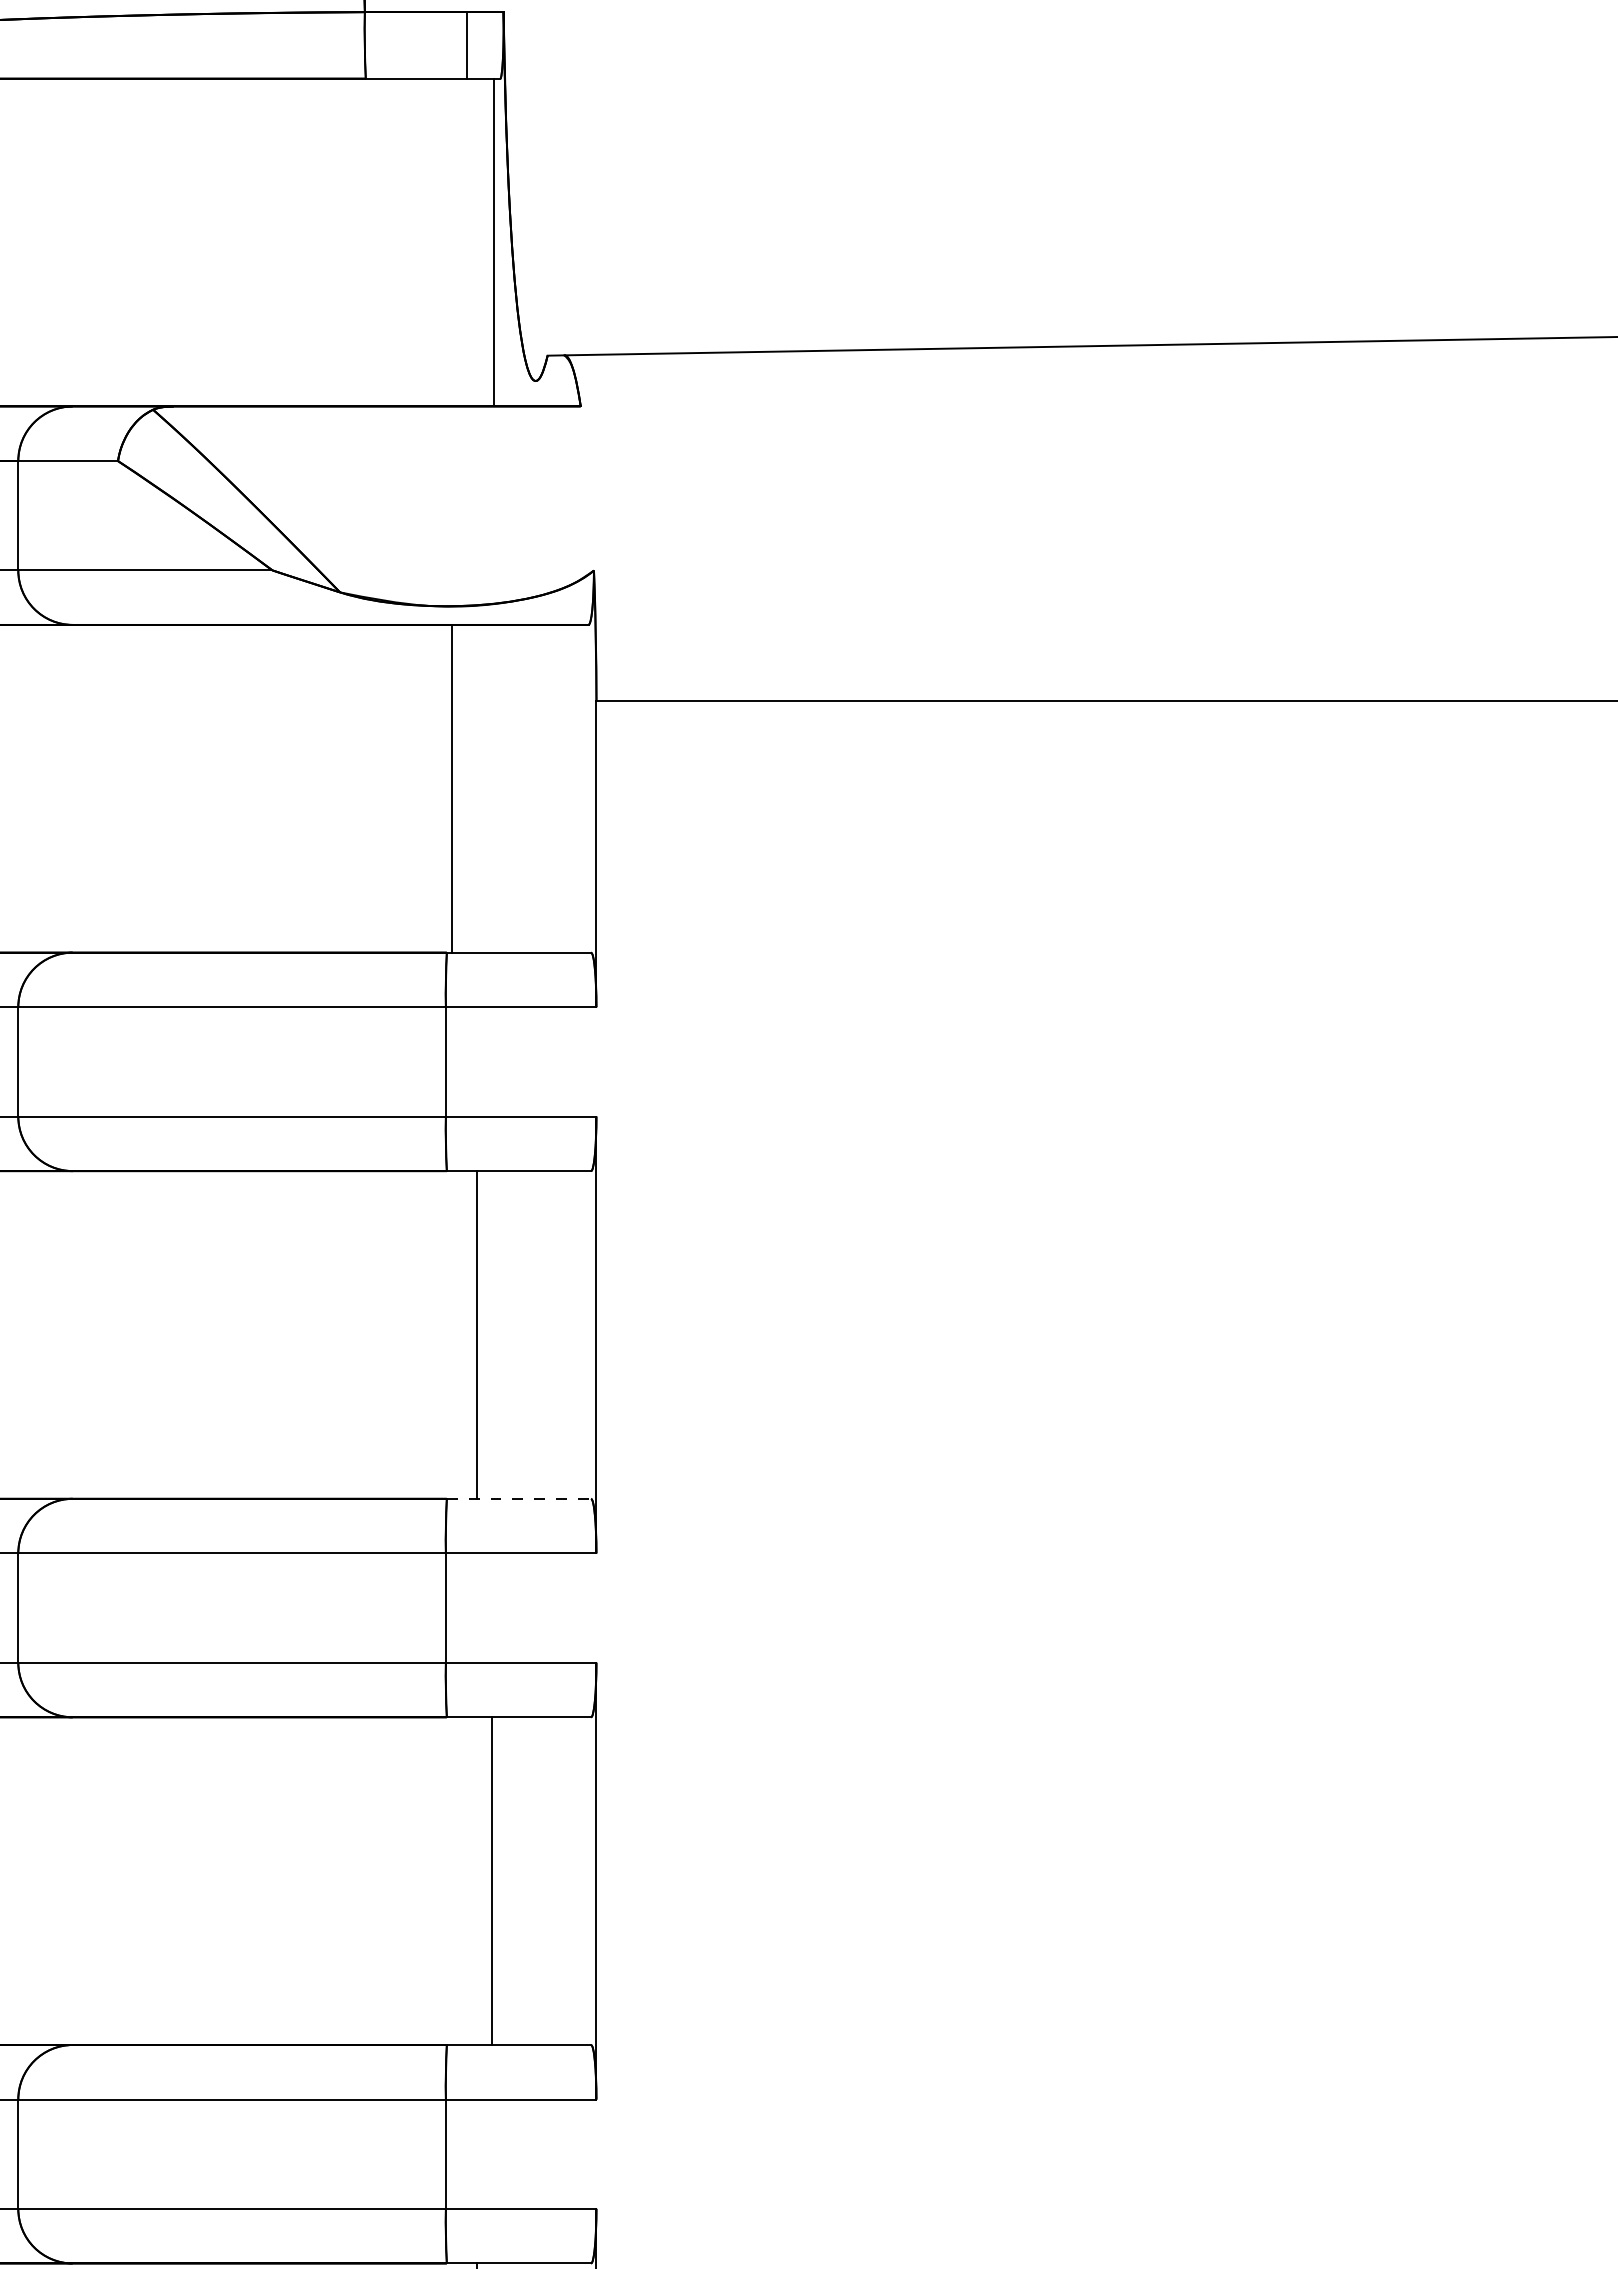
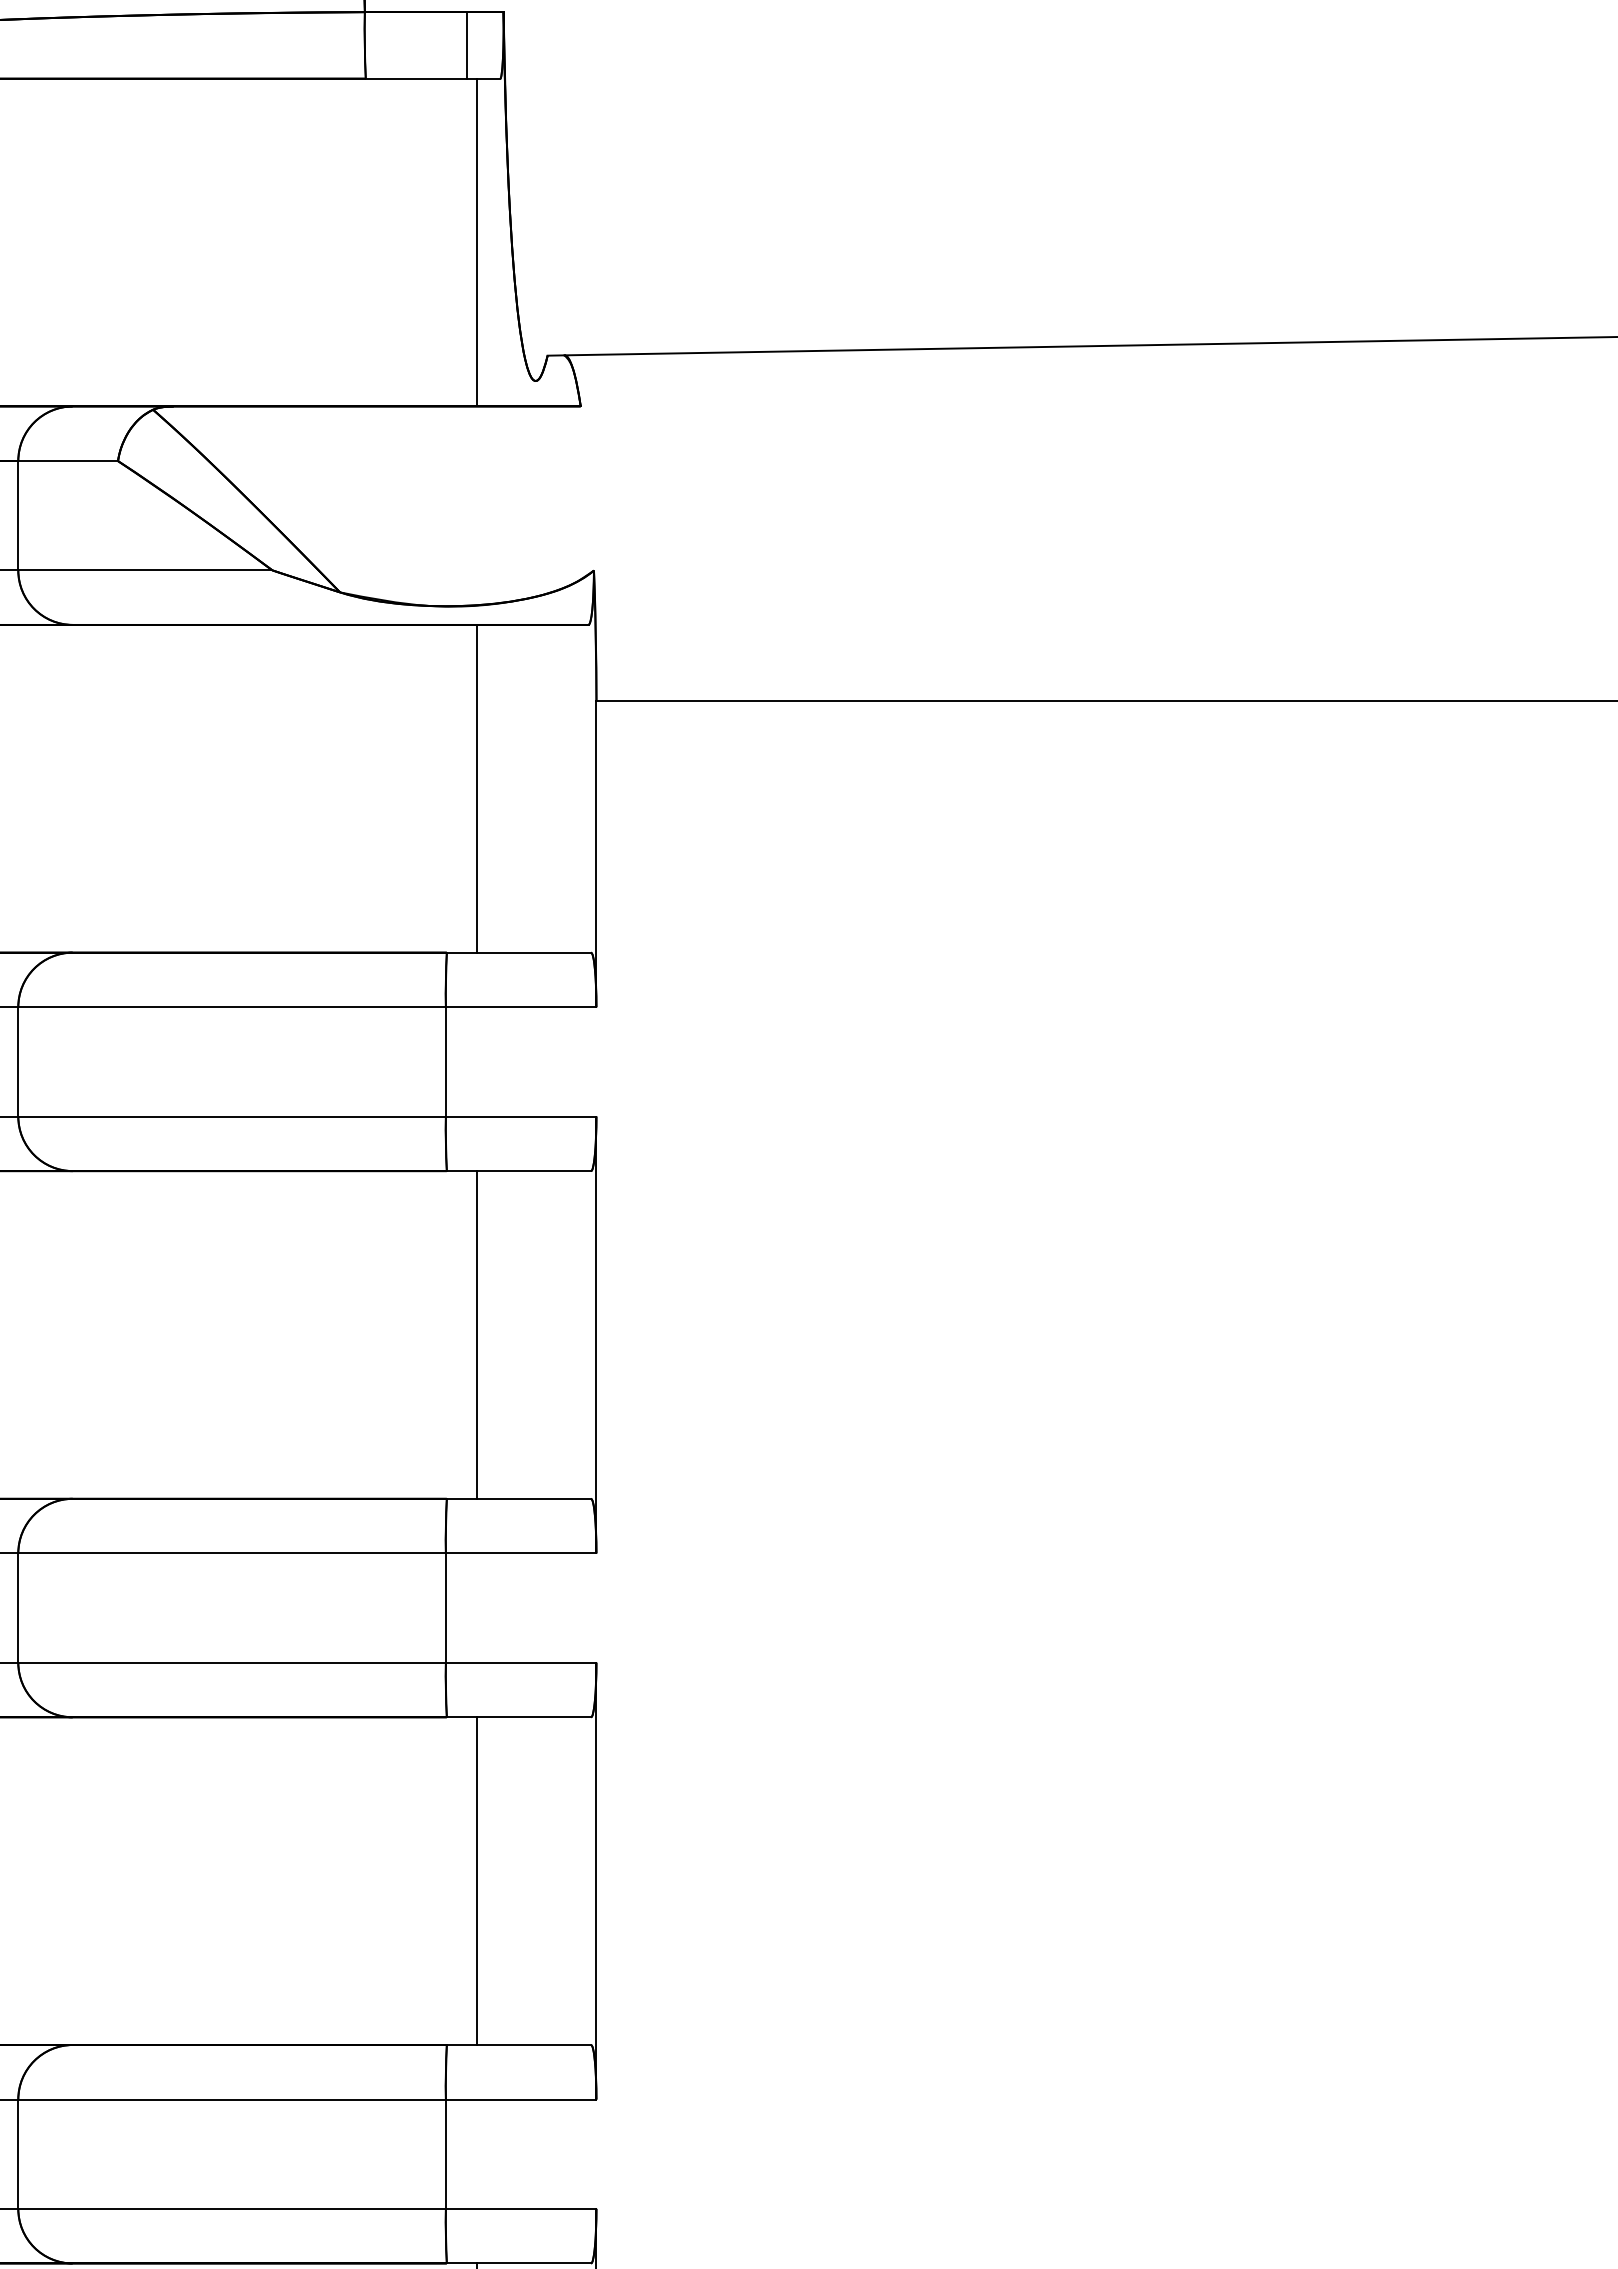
line position: (494, 242) -> (477, 242) (477, 242)
line position: (452, 788) -> (477, 788) (477, 788)
line: dashed -> solid (519, 1498)
line position: (492, 1881) -> (477, 1881) (477, 1881)
